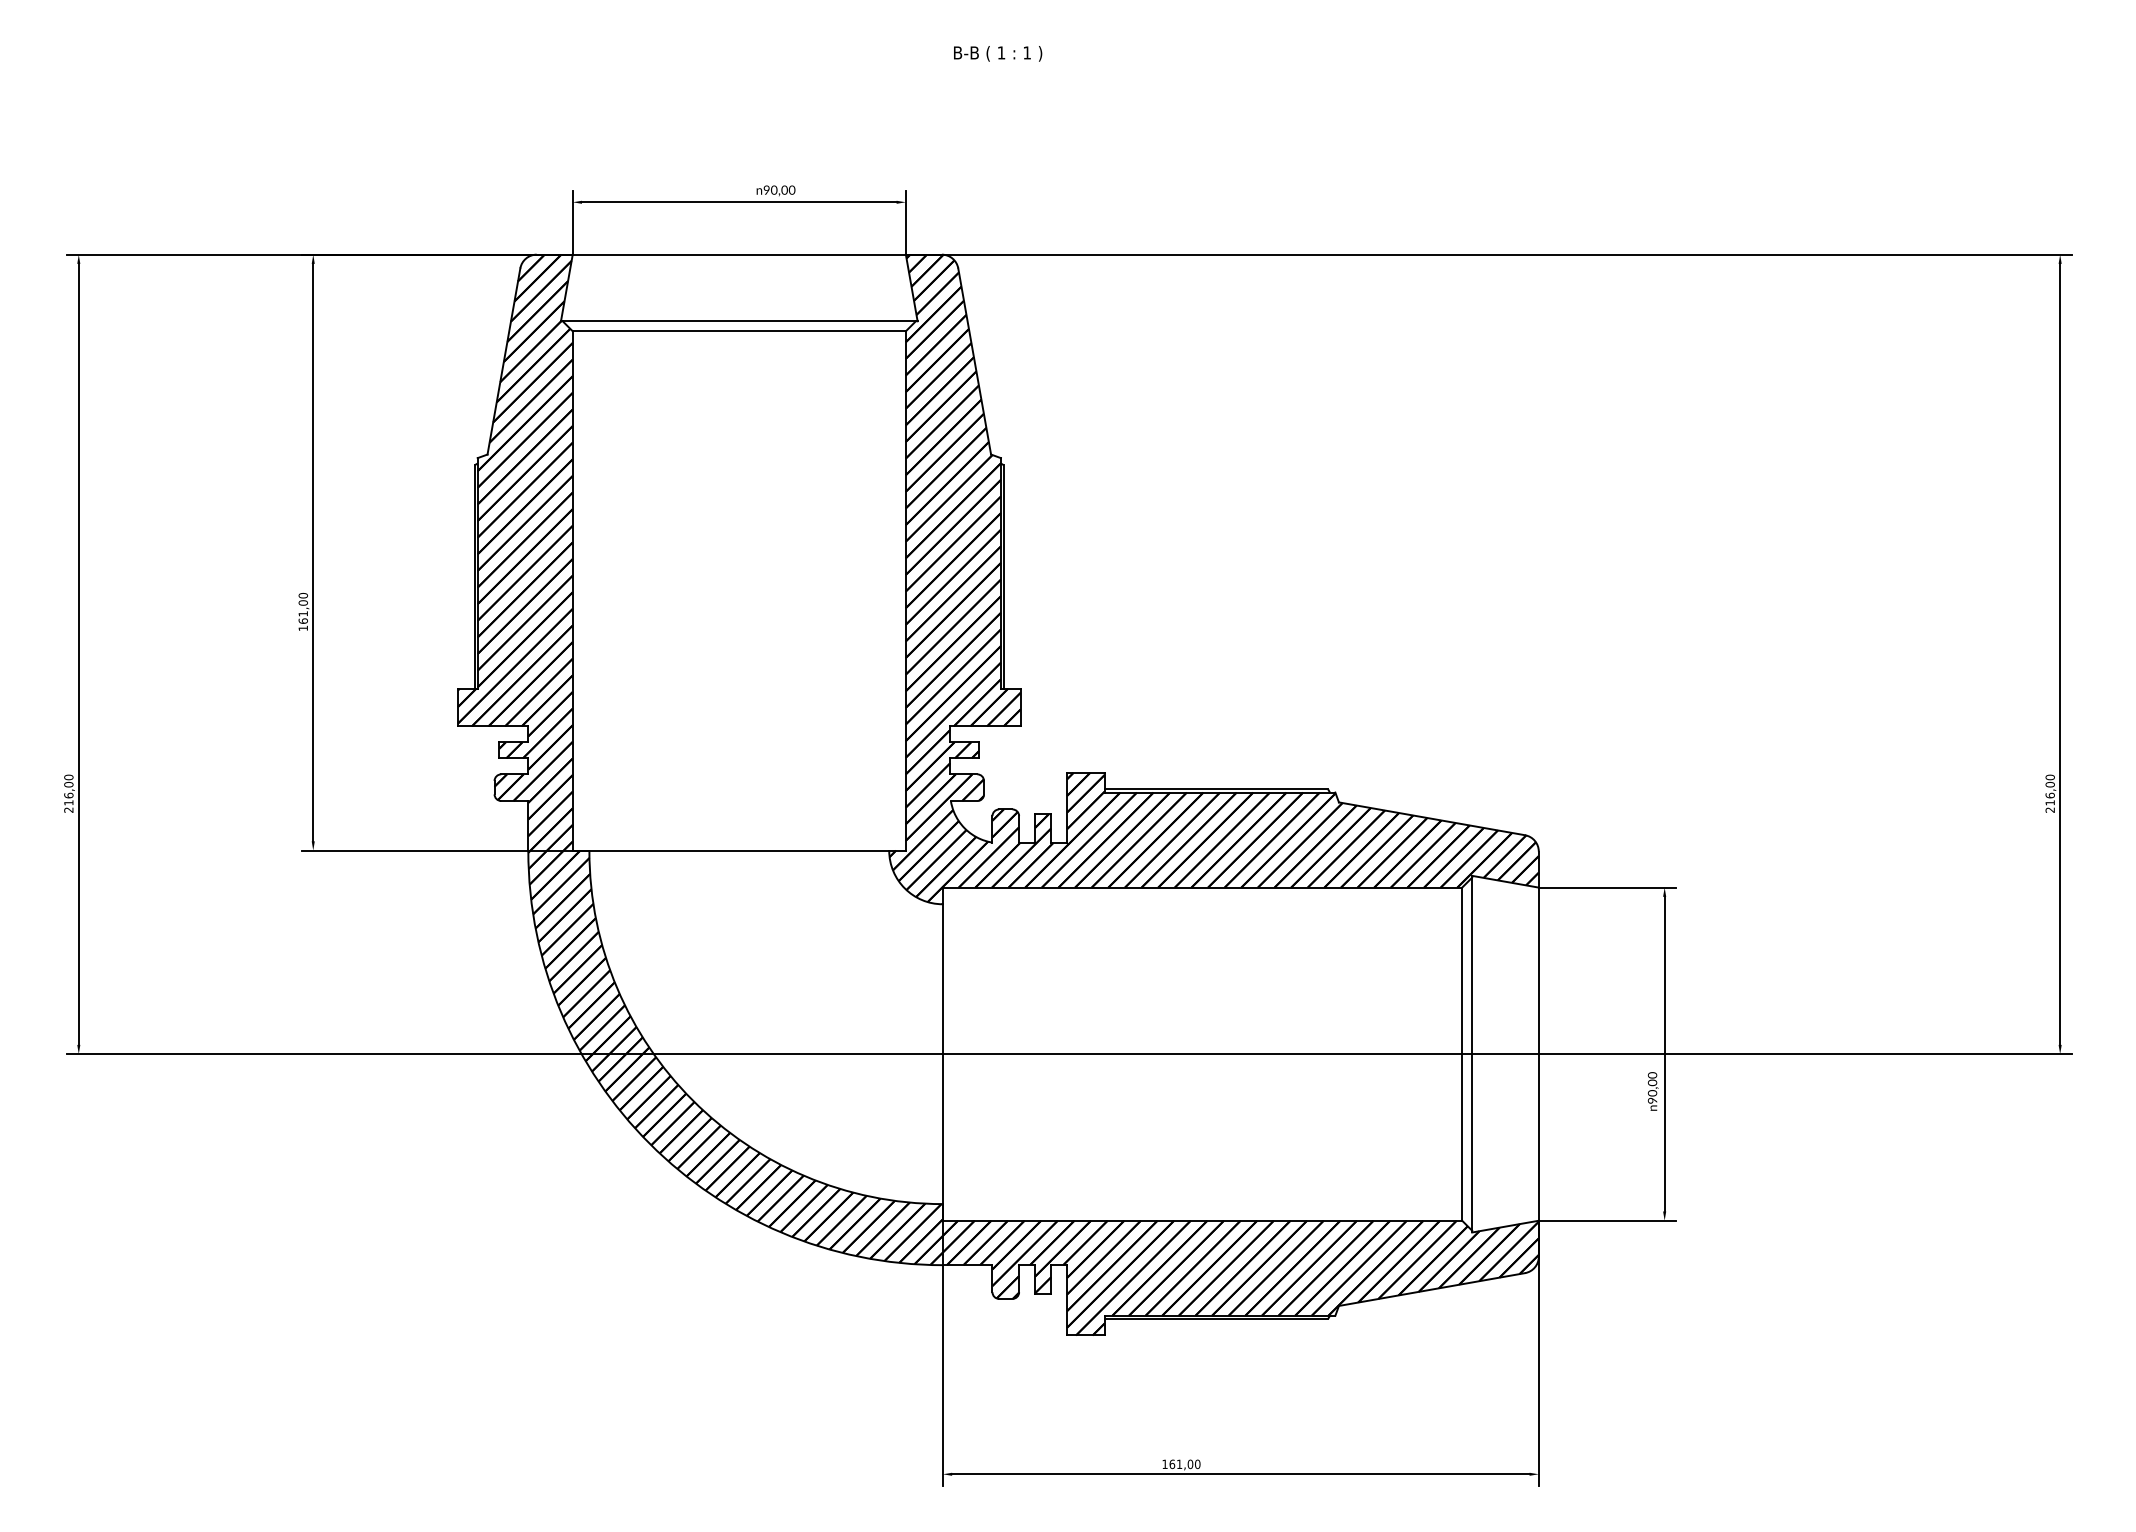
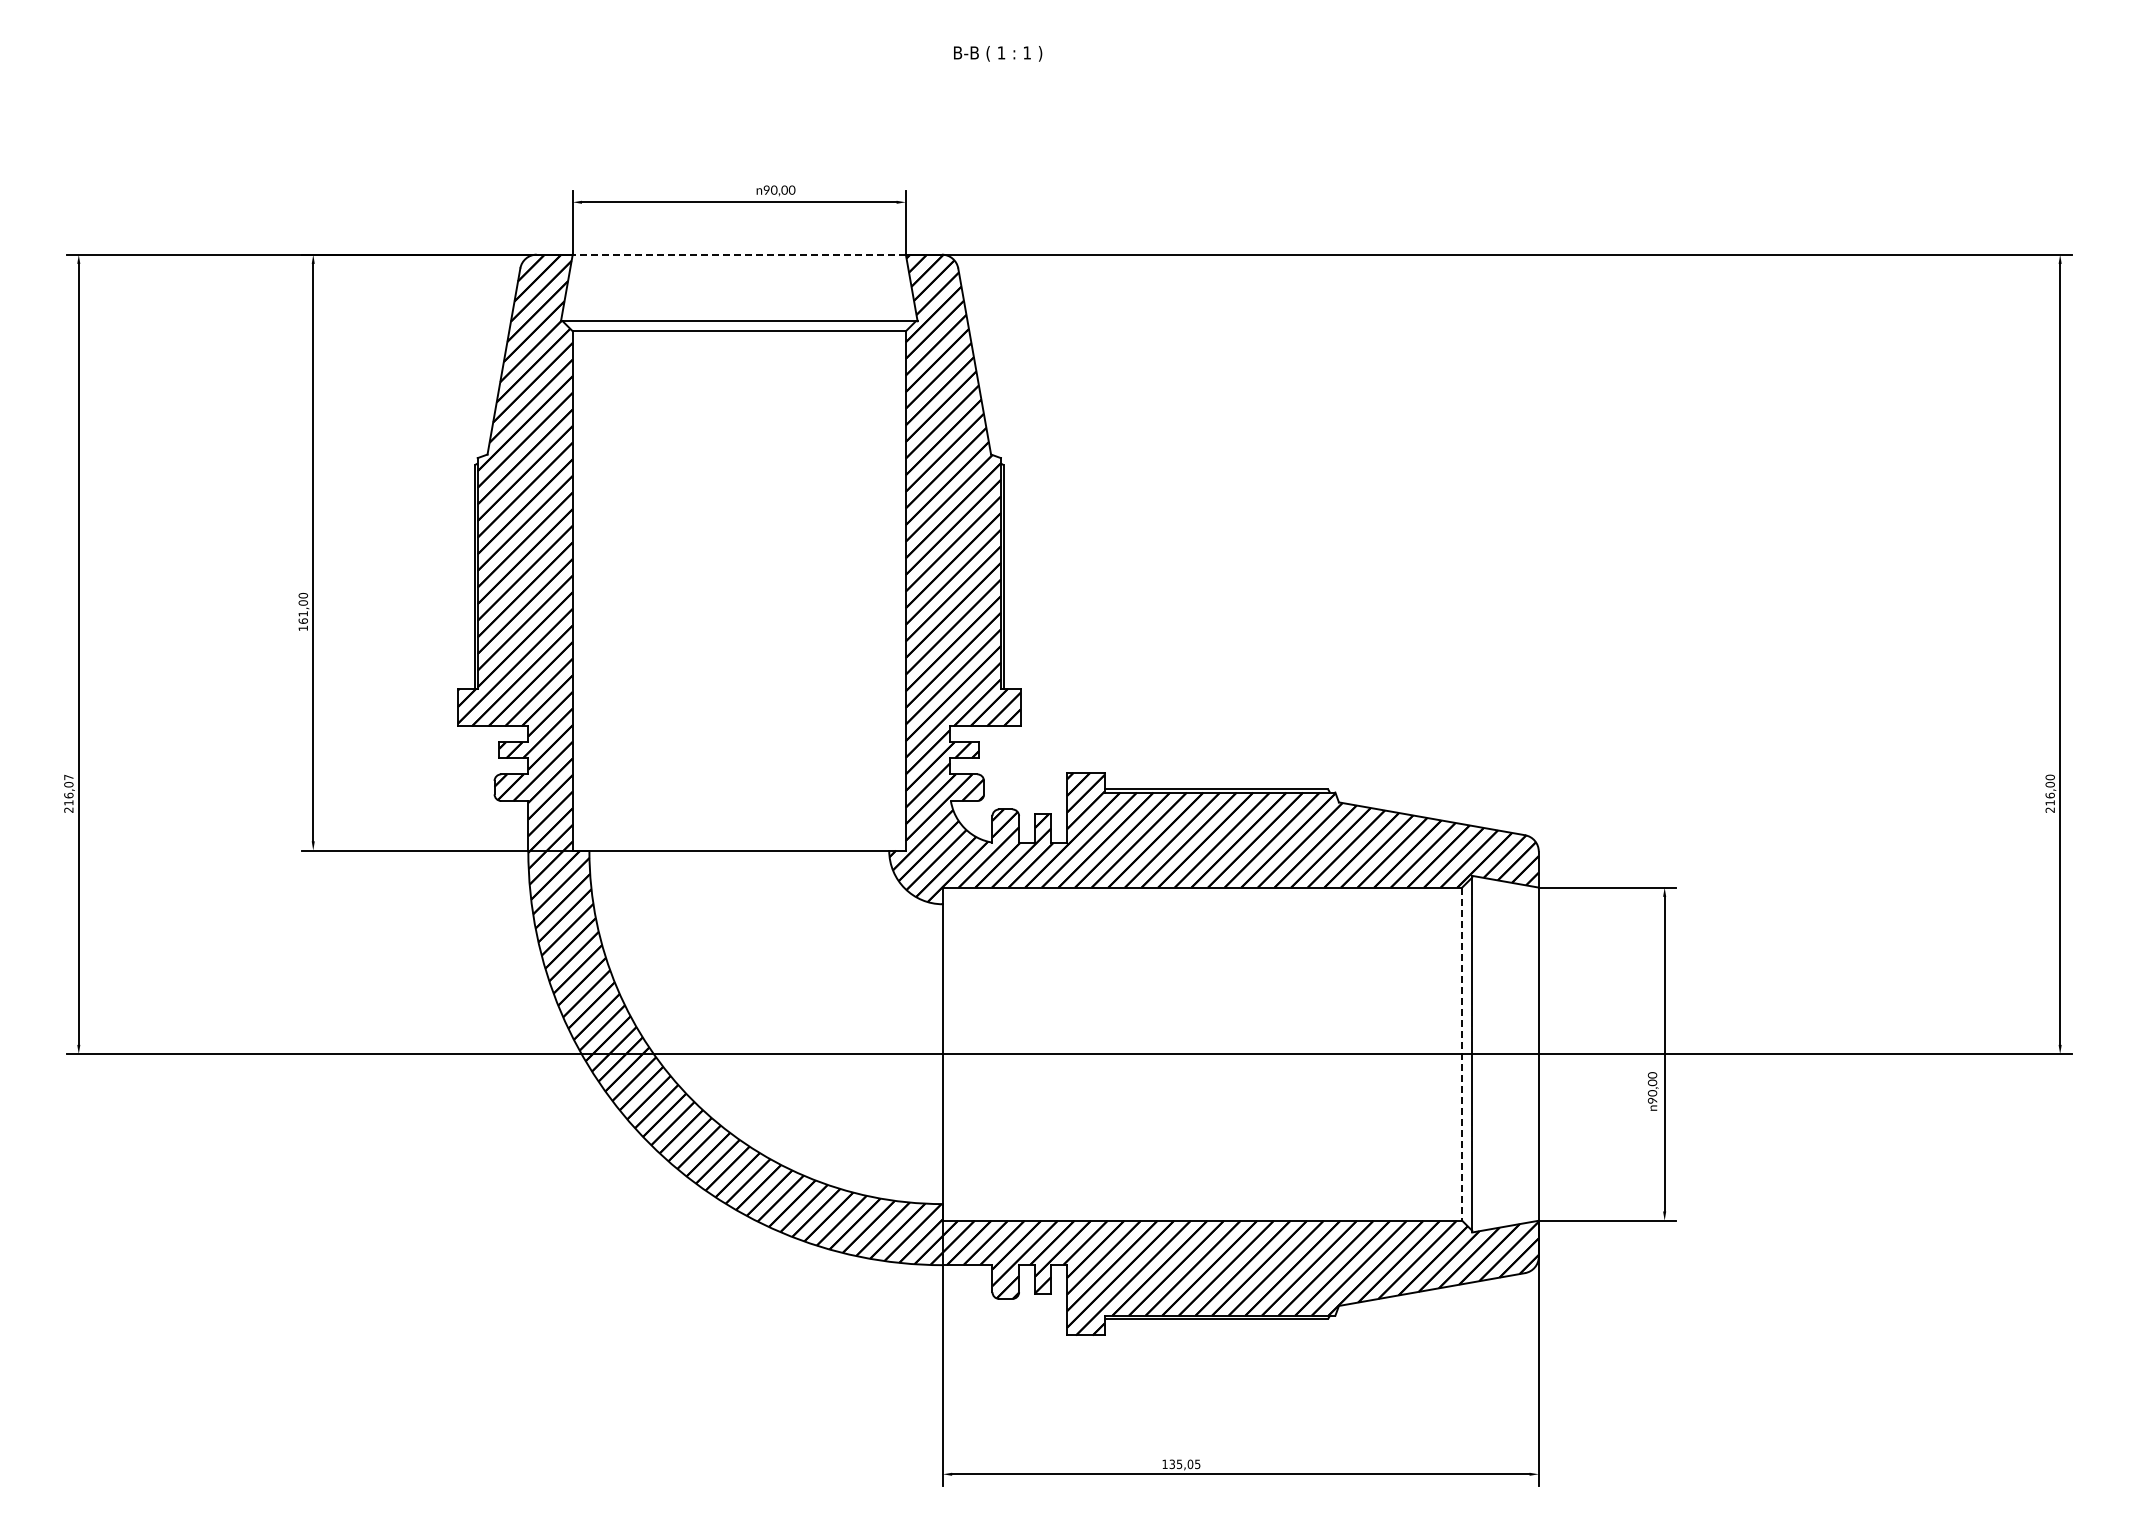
line: solid -> dashed (739, 254)
text: 216,00 -> 216,07 (68, 777)
line: solid -> dashed (1462, 1054)
text: 161,00 -> 135,05 (1184, 1464)
